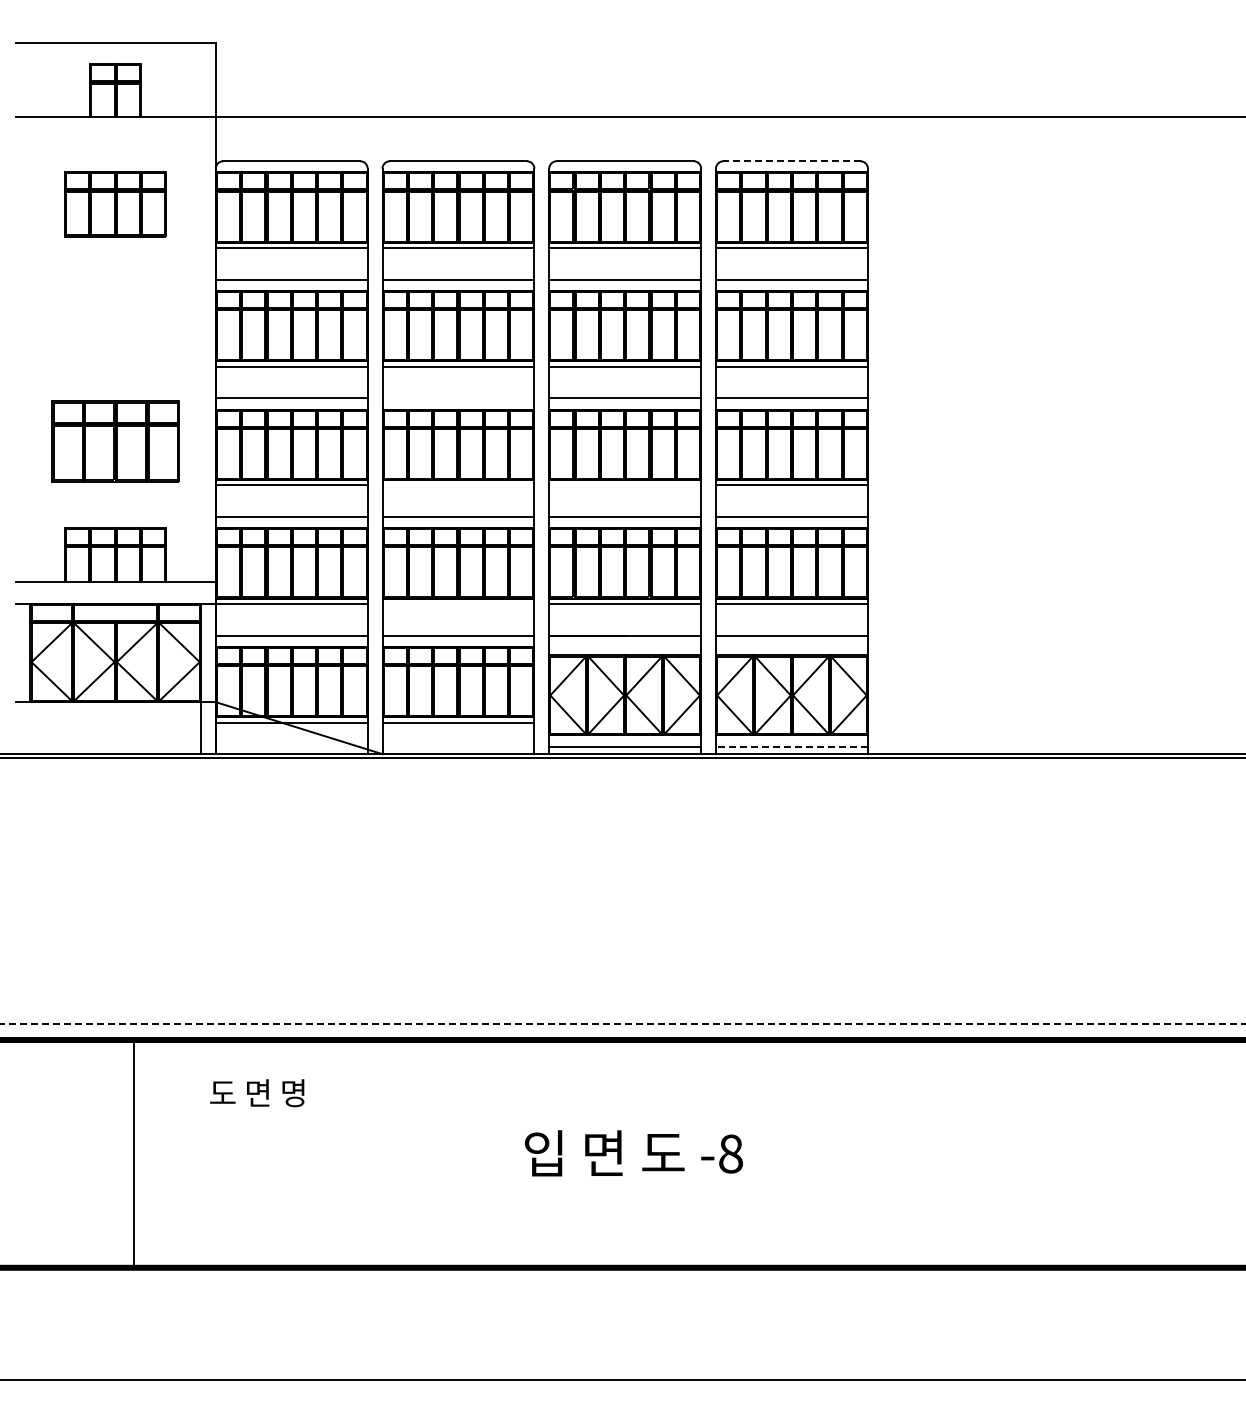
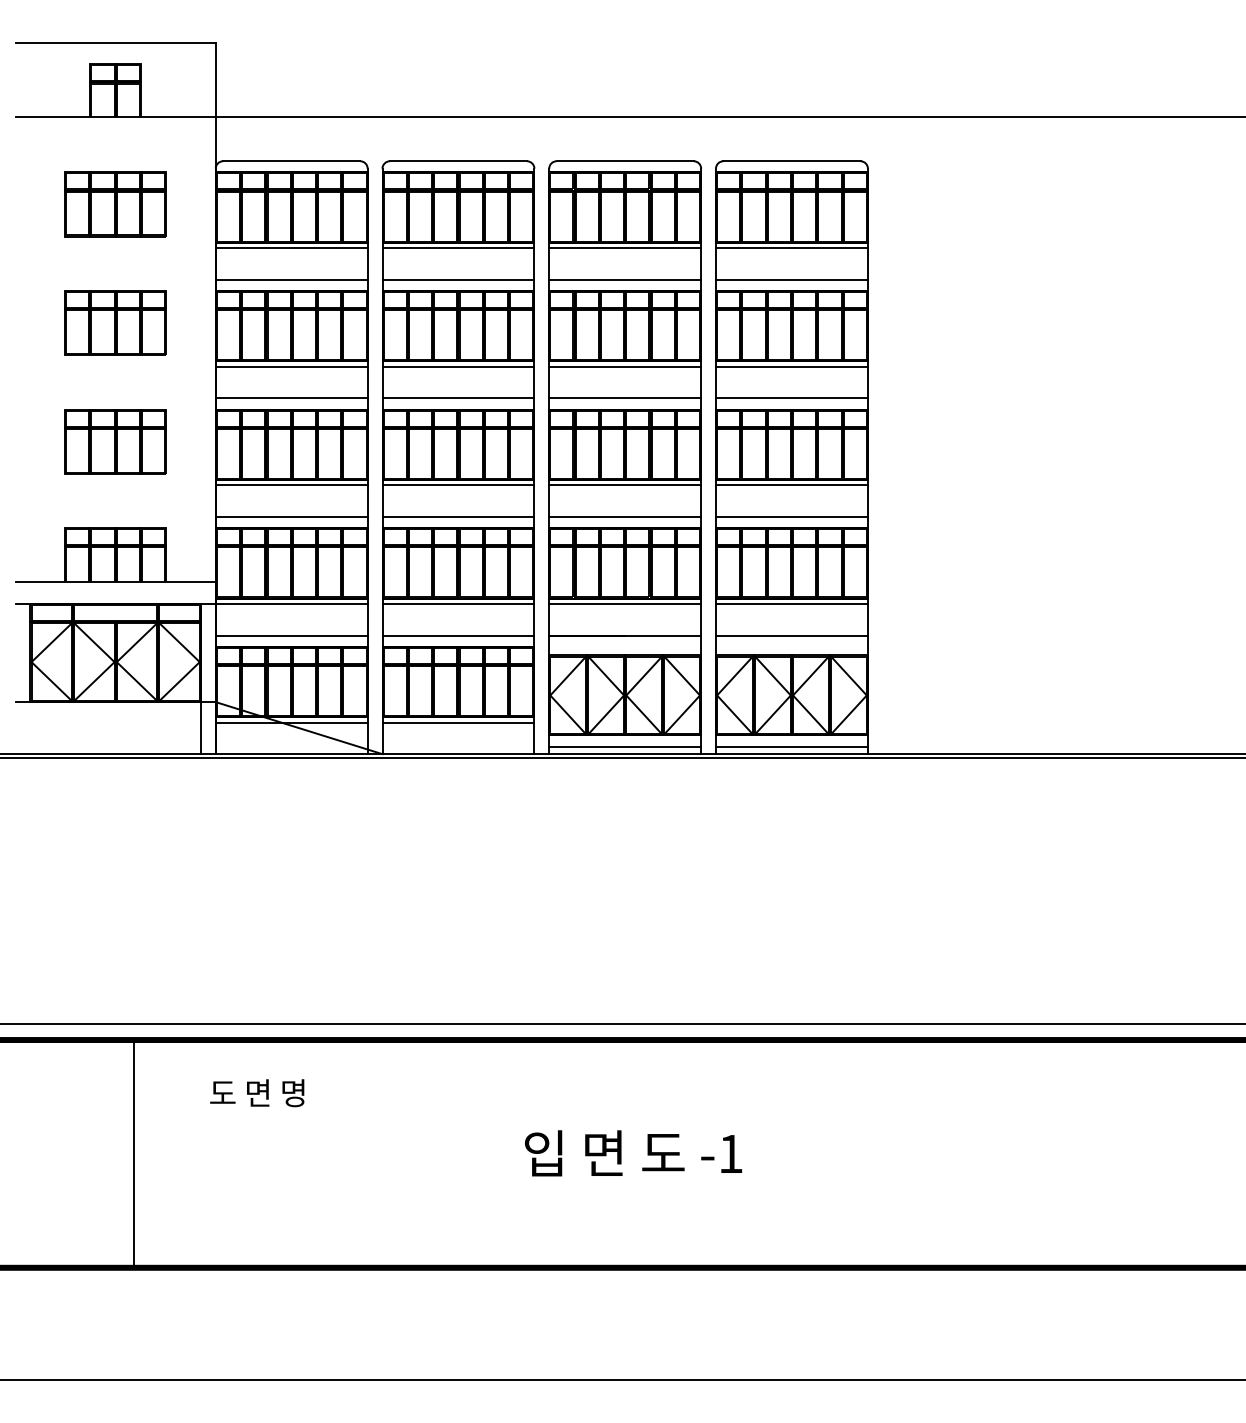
line: dashed -> solid (791, 161)
part: none -> present (115, 322)
line: none -> present (458, 398)
part size: 129x83 px -> 103x66 px (115, 441)
line: none -> present (458, 485)
line: none -> present (625, 485)
line: none -> present (458, 604)
line: dashed -> solid (791, 746)
line: dashed -> solid (623, 1023)
text: -8 -> -1 (730, 1153)
